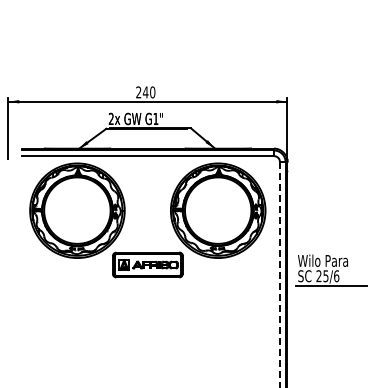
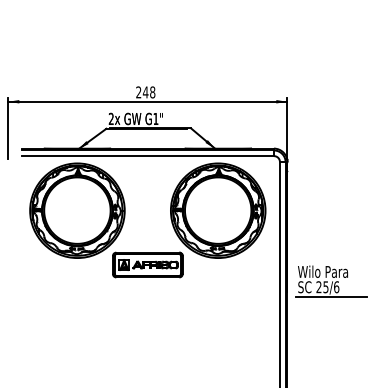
text: 240 -> 248 (152, 92)
part position: (331, 270) -> (331, 281) (331, 281)
line: dashed -> solid (279, 274)
